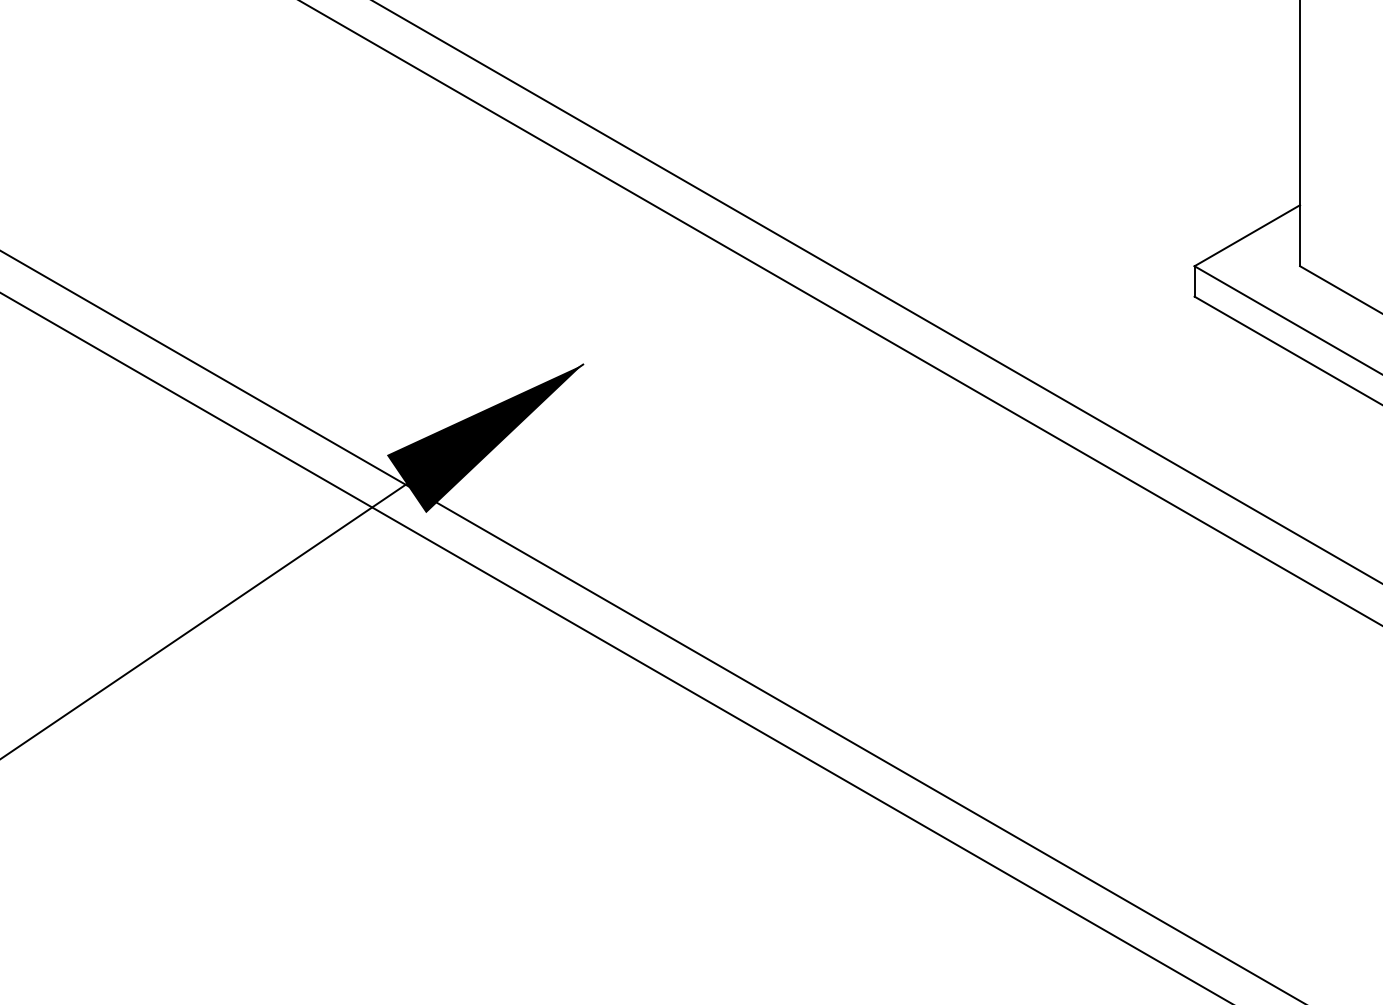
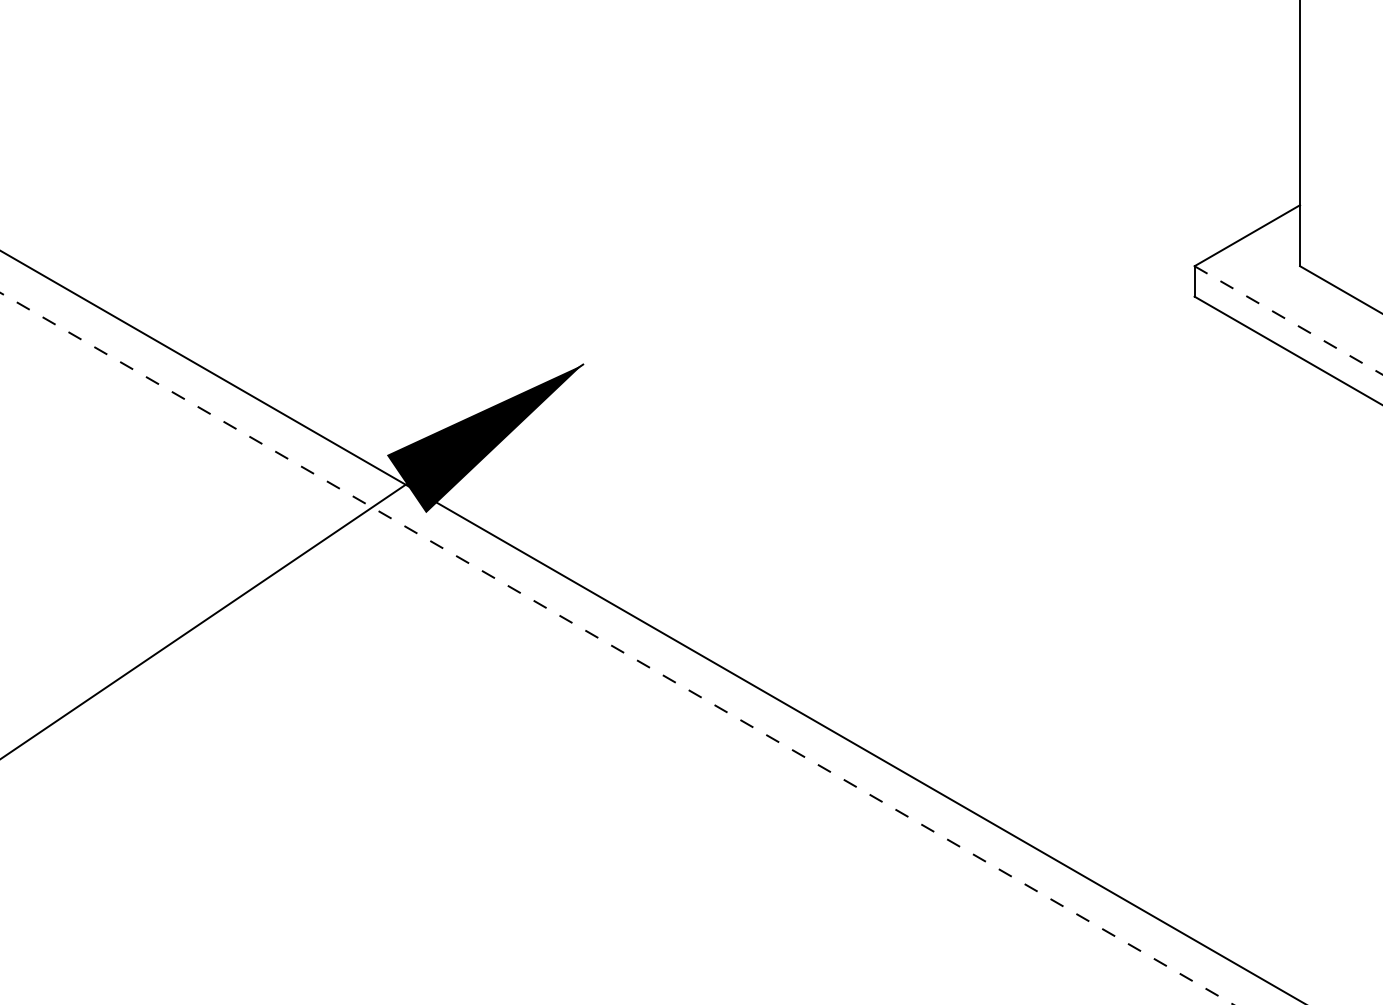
line: present -> none (876, 292)
line: present -> none (840, 313)
line: solid -> dashed (1288, 320)
line: solid -> dashed (616, 648)
